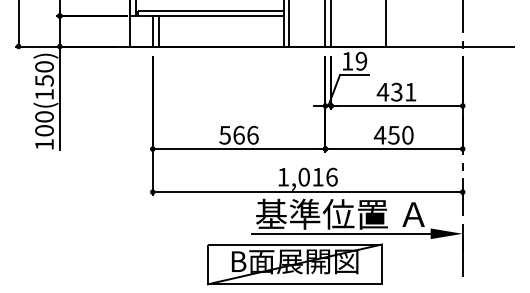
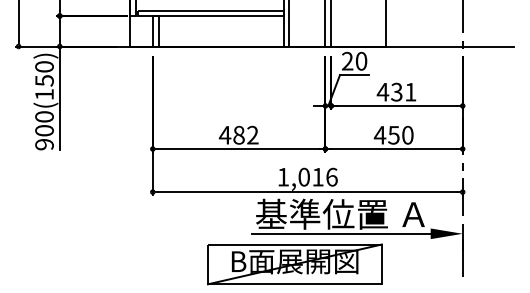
text: 19 -> 20 (354, 60)
text: 566 -> 482 (238, 134)
text: 100(150) -> 900(150) (44, 144)
